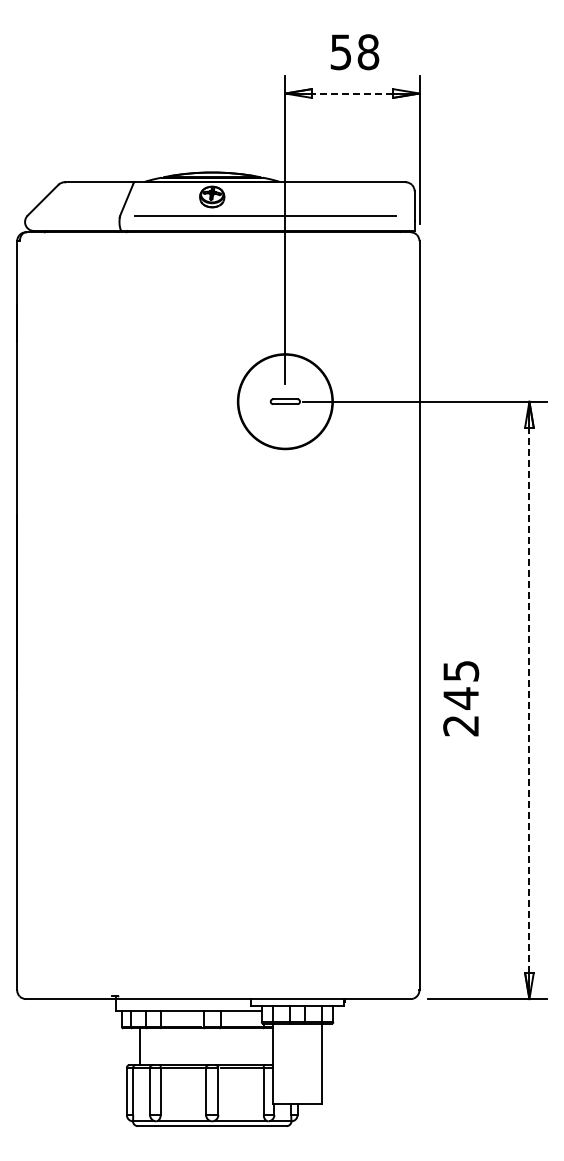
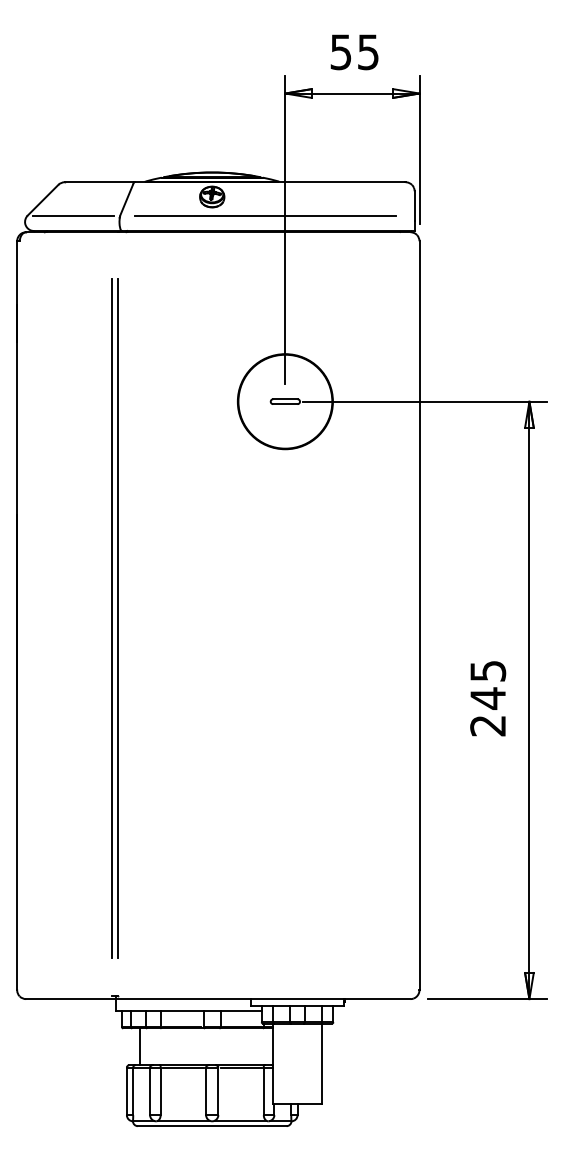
text: 58 -> 55 (368, 52)
line: dashed -> solid (352, 93)
line: none -> present (73, 215)
line: none -> present (112, 617)
line: none -> present (118, 617)
text position: (461, 698) -> (488, 698) (488, 698)
line: dashed -> solid (529, 700)
